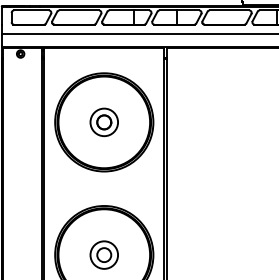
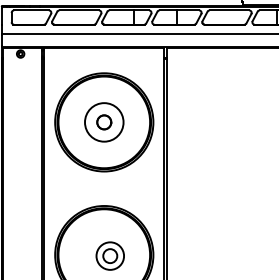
circle diameter: 28 px -> 39 px (104, 122)
part position: (103, 254) -> (109, 255) (109, 255)
